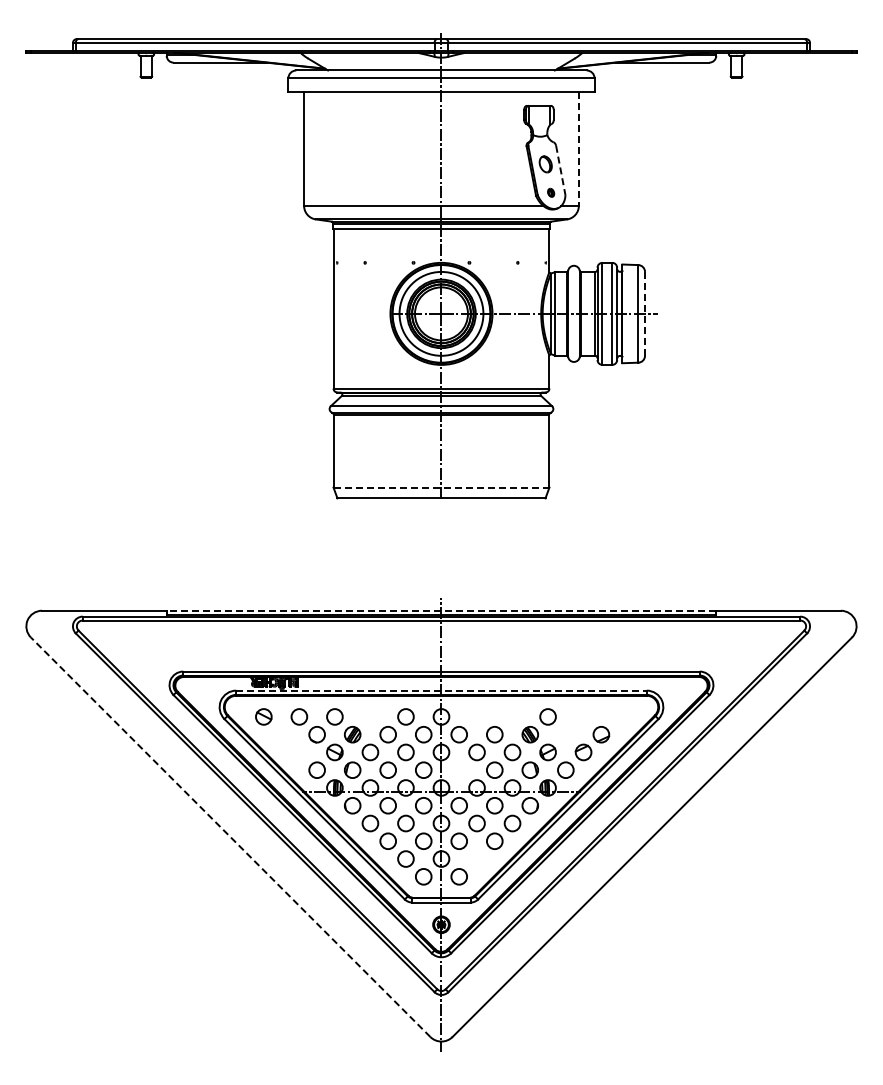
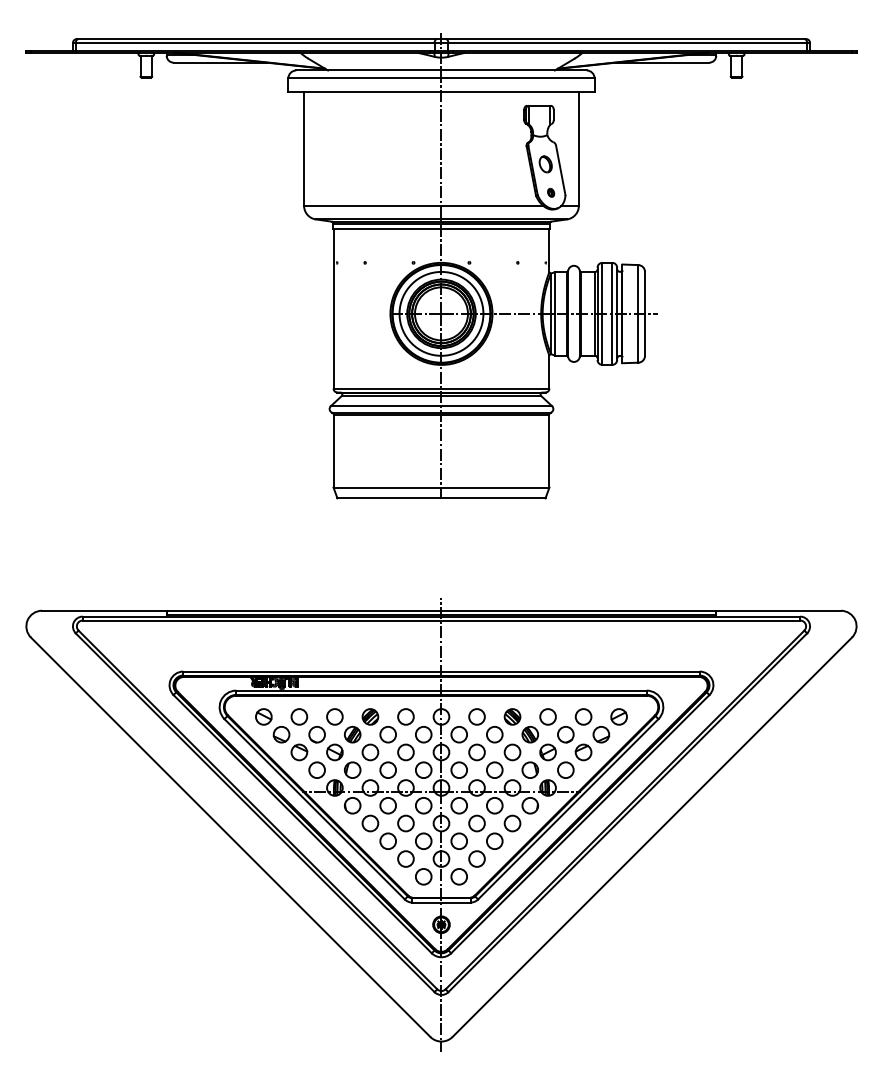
line: dashed -> solid (578, 148)
line: dashed -> solid (560, 170)
line: dashed -> solid (645, 313)
line: dashed -> solid (441, 487)
line: dashed -> solid (441, 610)
line: dashed -> solid (442, 690)
part: none -> present (370, 716)
circle: none -> present (476, 716)
part: none -> present (512, 716)
part: none -> present (618, 716)
part: none -> present (574, 725)
part: none -> present (290, 743)
circle: none -> present (458, 769)
line: dashed -> solid (230, 836)
circle: none -> present (476, 858)
